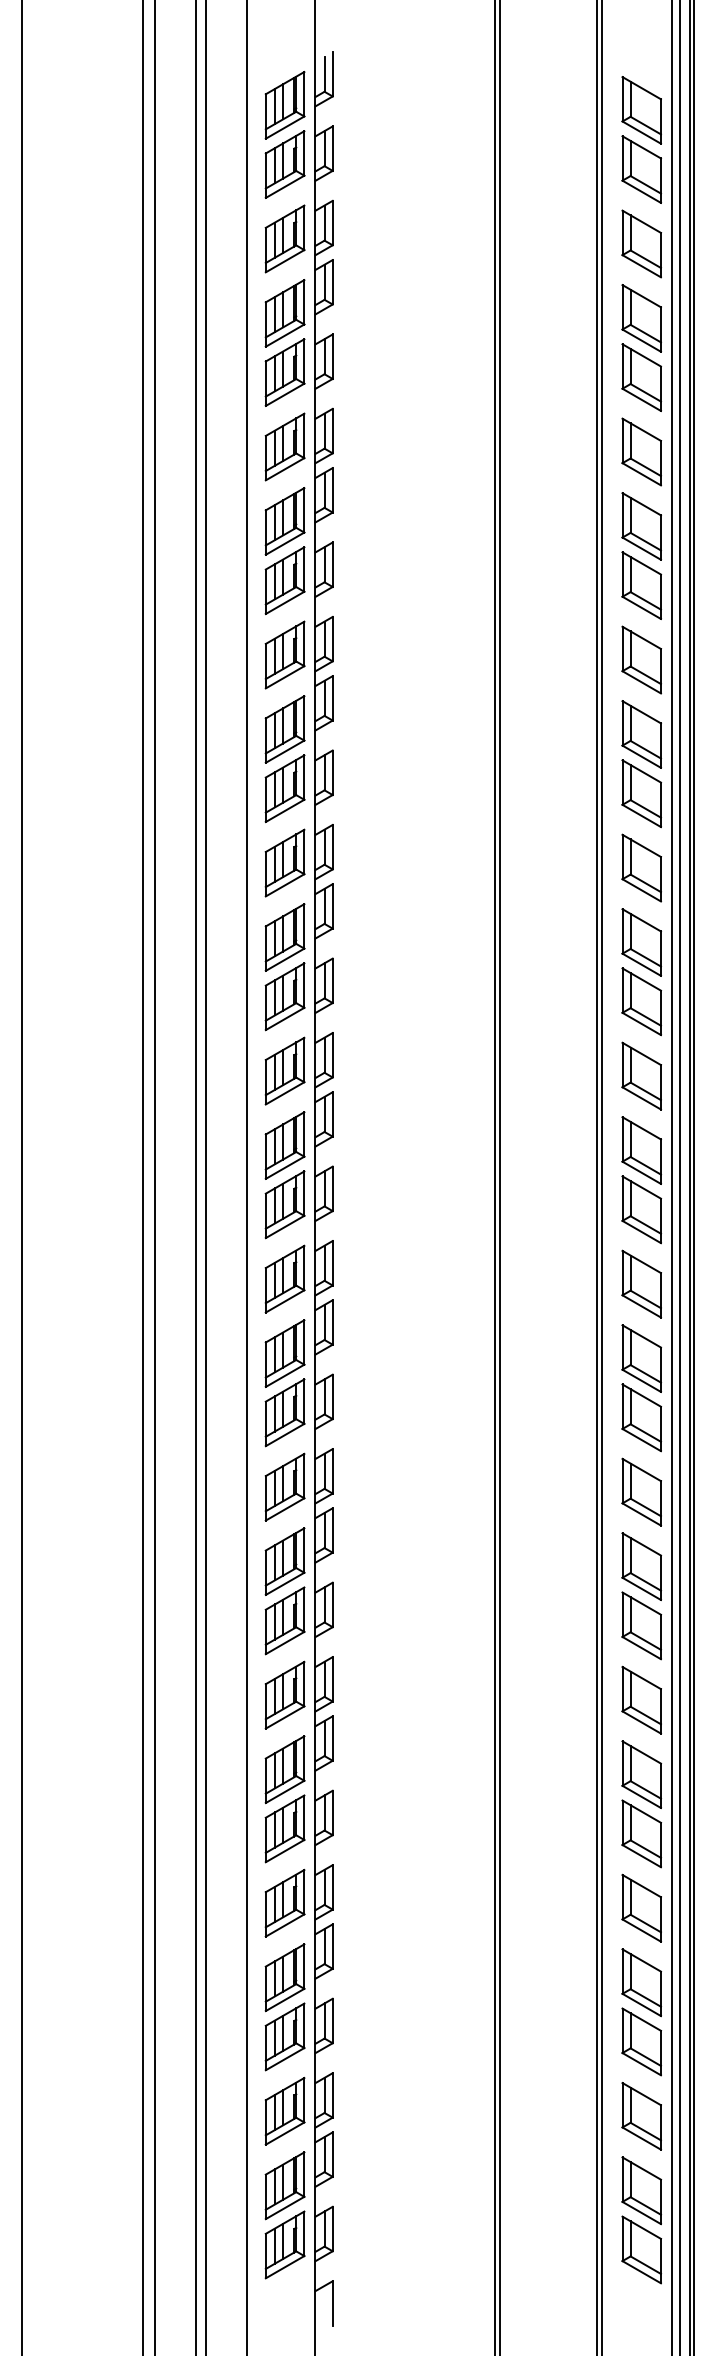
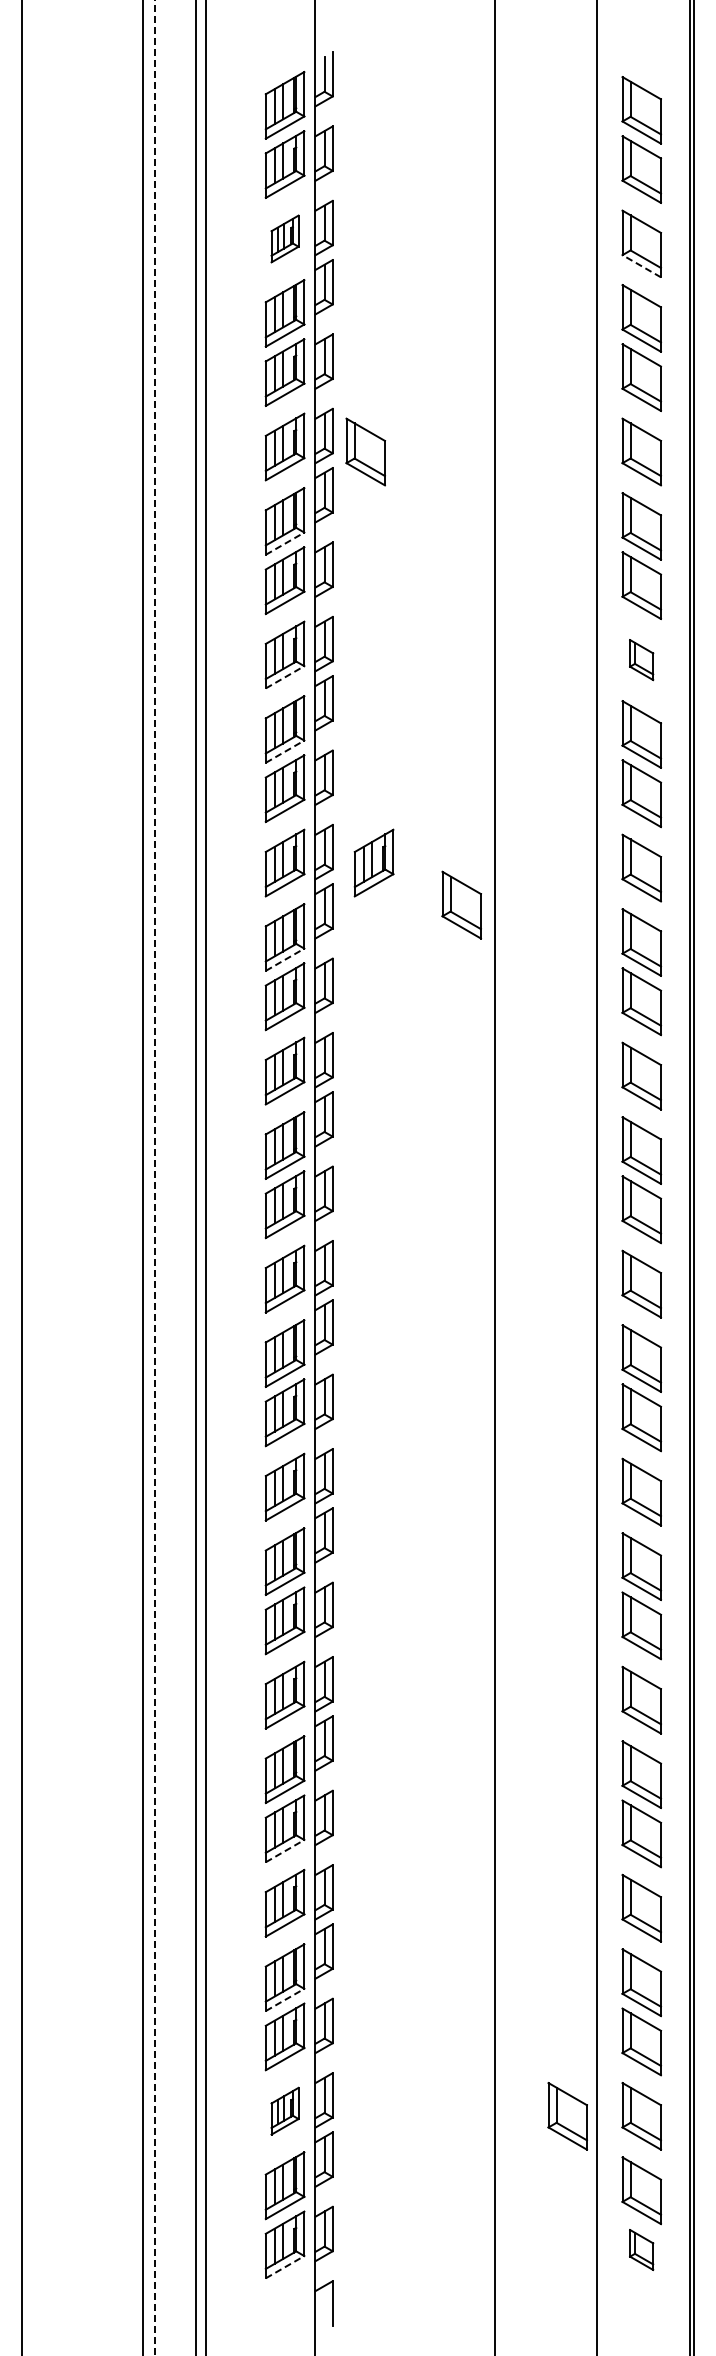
part size: 42x70 px -> 30x50 px (284, 238)
line: solid -> dashed (641, 266)
part: none -> present (365, 451)
line: solid -> dashed (285, 543)
part size: 41x70 px -> 26x43 px (641, 660)
line: solid -> dashed (285, 677)
line: solid -> dashed (285, 751)
part: none -> present (373, 862)
part: none -> present (461, 904)
line: solid -> dashed (285, 959)
line: solid -> dashed (155, 1177)
line: present -> none (246, 1177)
line: present -> none (500, 1177)
line: present -> none (601, 1177)
line: present -> none (672, 1177)
line: present -> none (680, 1177)
line: solid -> dashed (285, 1850)
line: solid -> dashed (285, 1999)
part size: 42x70 px -> 30x50 px (284, 2110)
part: none -> present (567, 2116)
part size: 41x70 px -> 26x42 px (641, 2249)
line: solid -> dashed (285, 2266)
